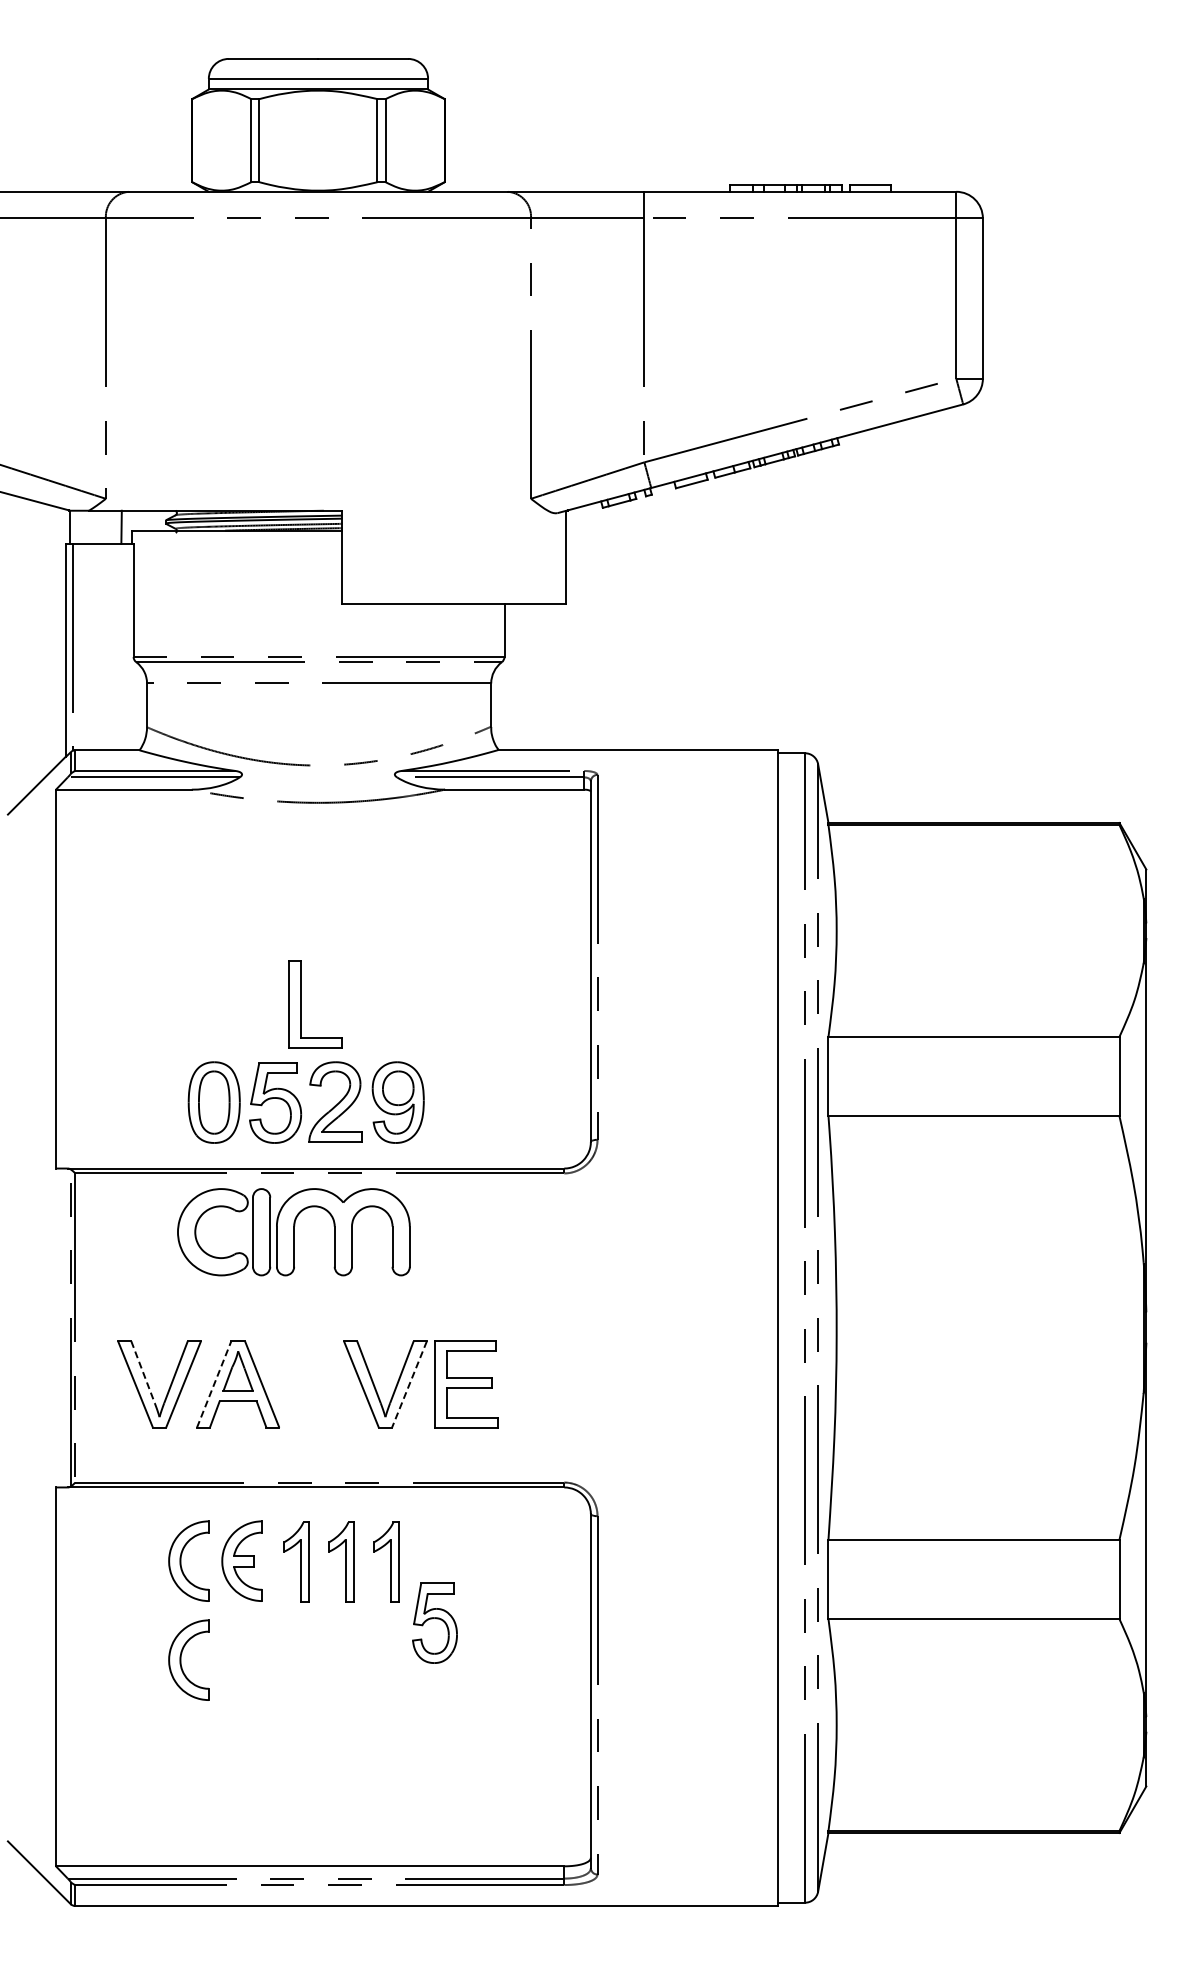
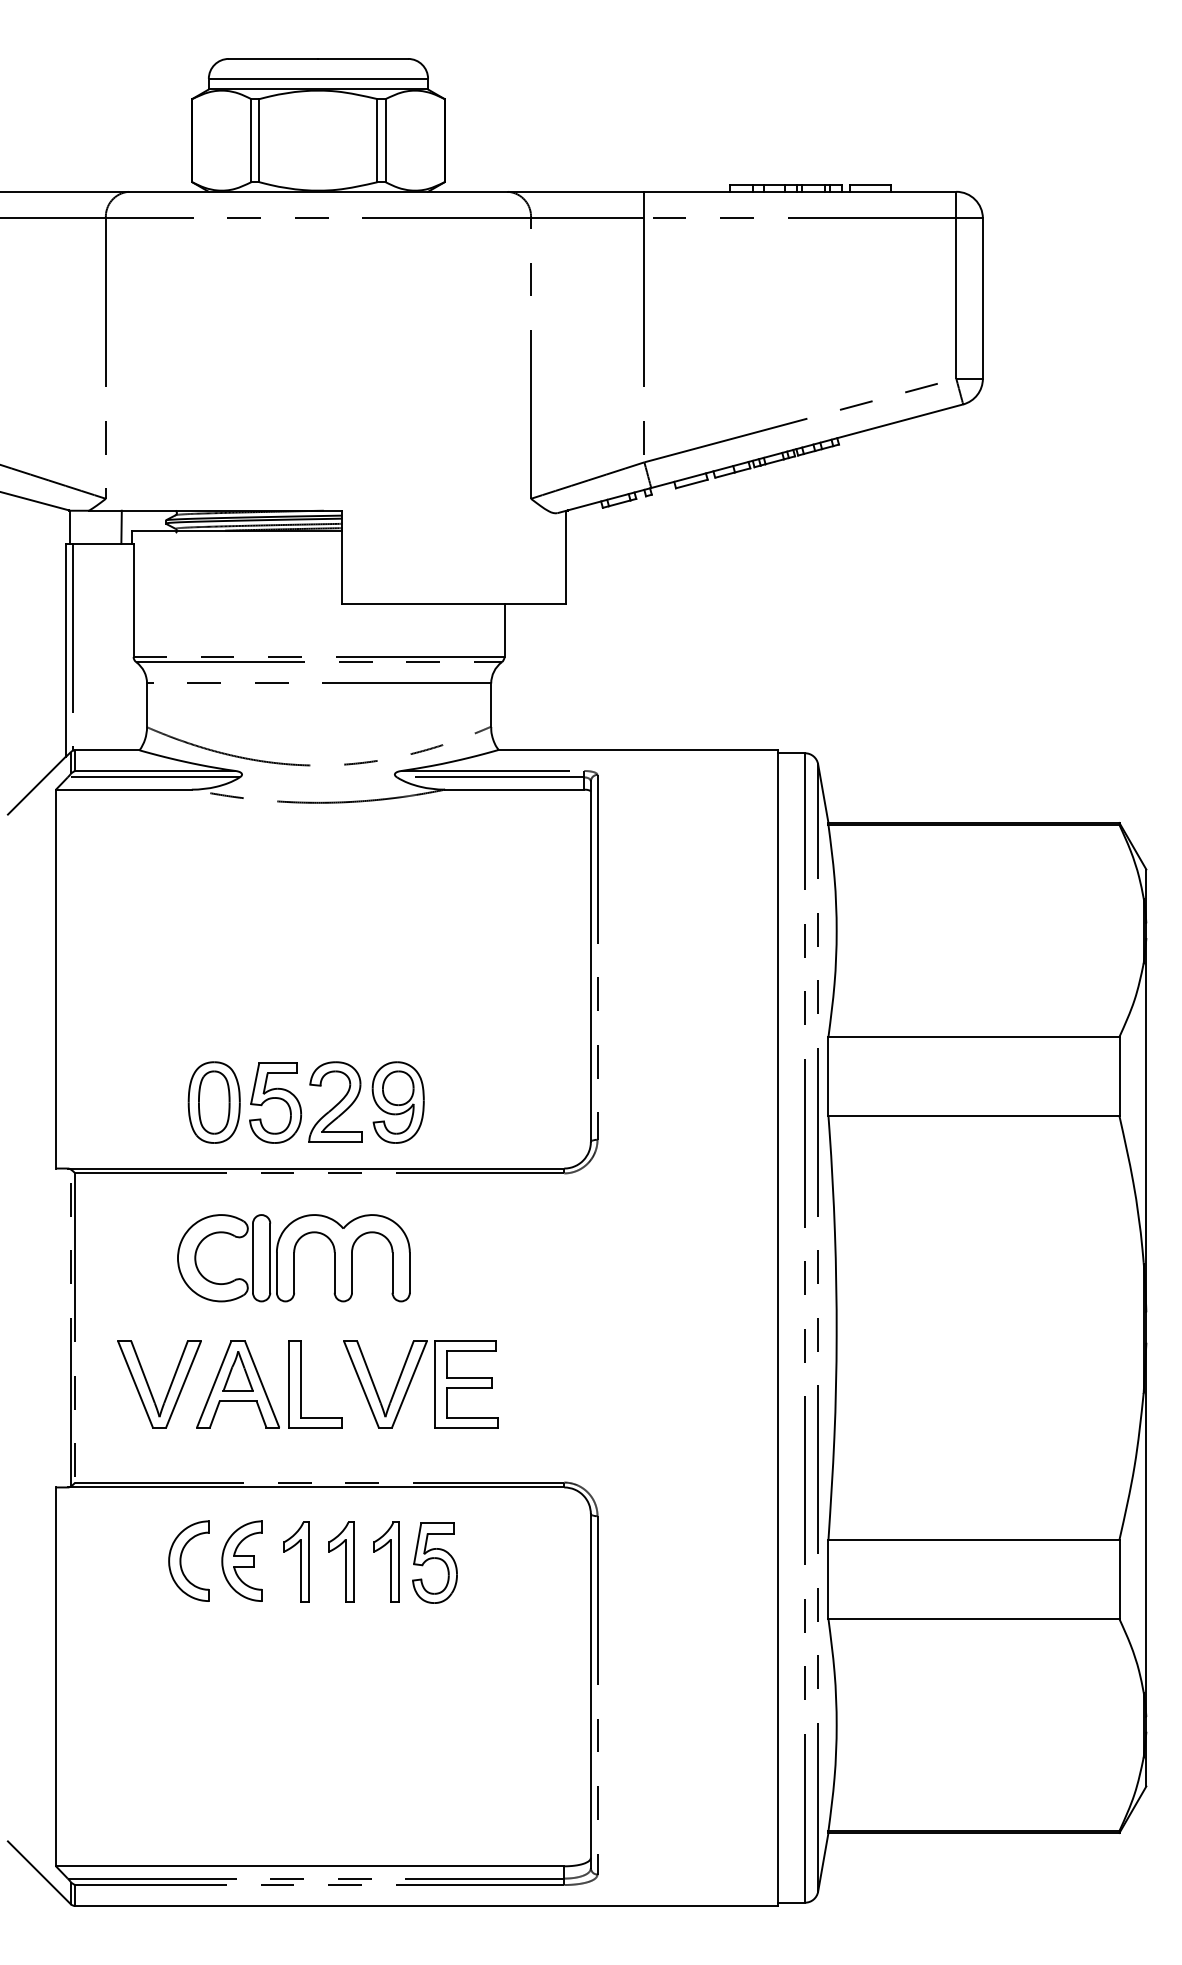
part position: (301, 1004) -> (301, 1384) (301, 1384)
part position: (293, 1232) -> (293, 1258) (293, 1258)
line: dashed -> solid (143, 1372)
line: dashed -> solid (214, 1383)
line: dashed -> solid (409, 1384)
part position: (434, 1622) -> (434, 1562) (434, 1562)
part: present -> none (181, 1659)
